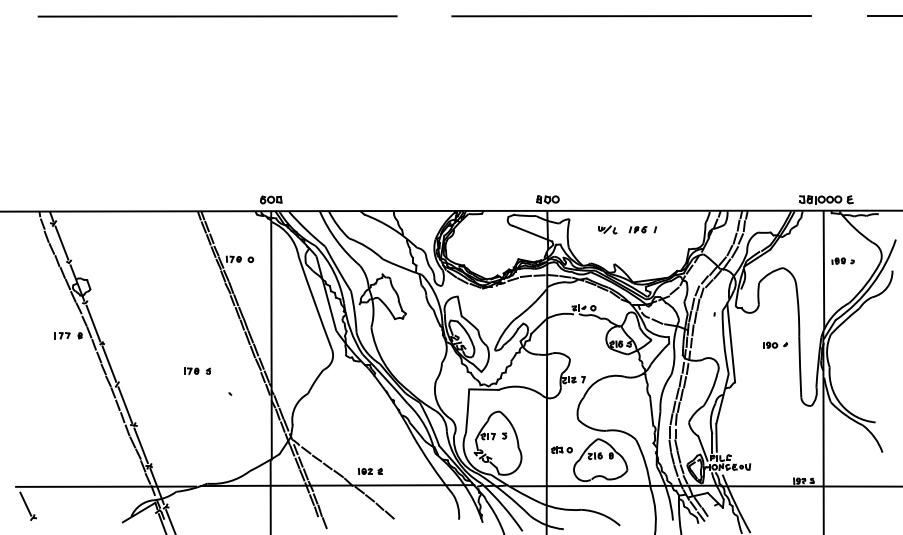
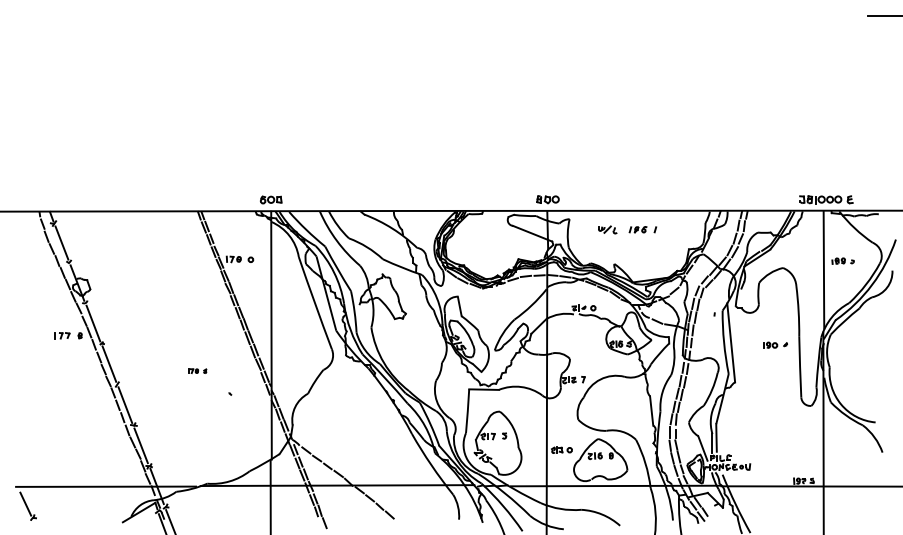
line: present -> none (217, 16)
line: present -> none (631, 16)
part size: 27x8 px -> 20x6 px (197, 370)
part: present -> none (370, 470)
